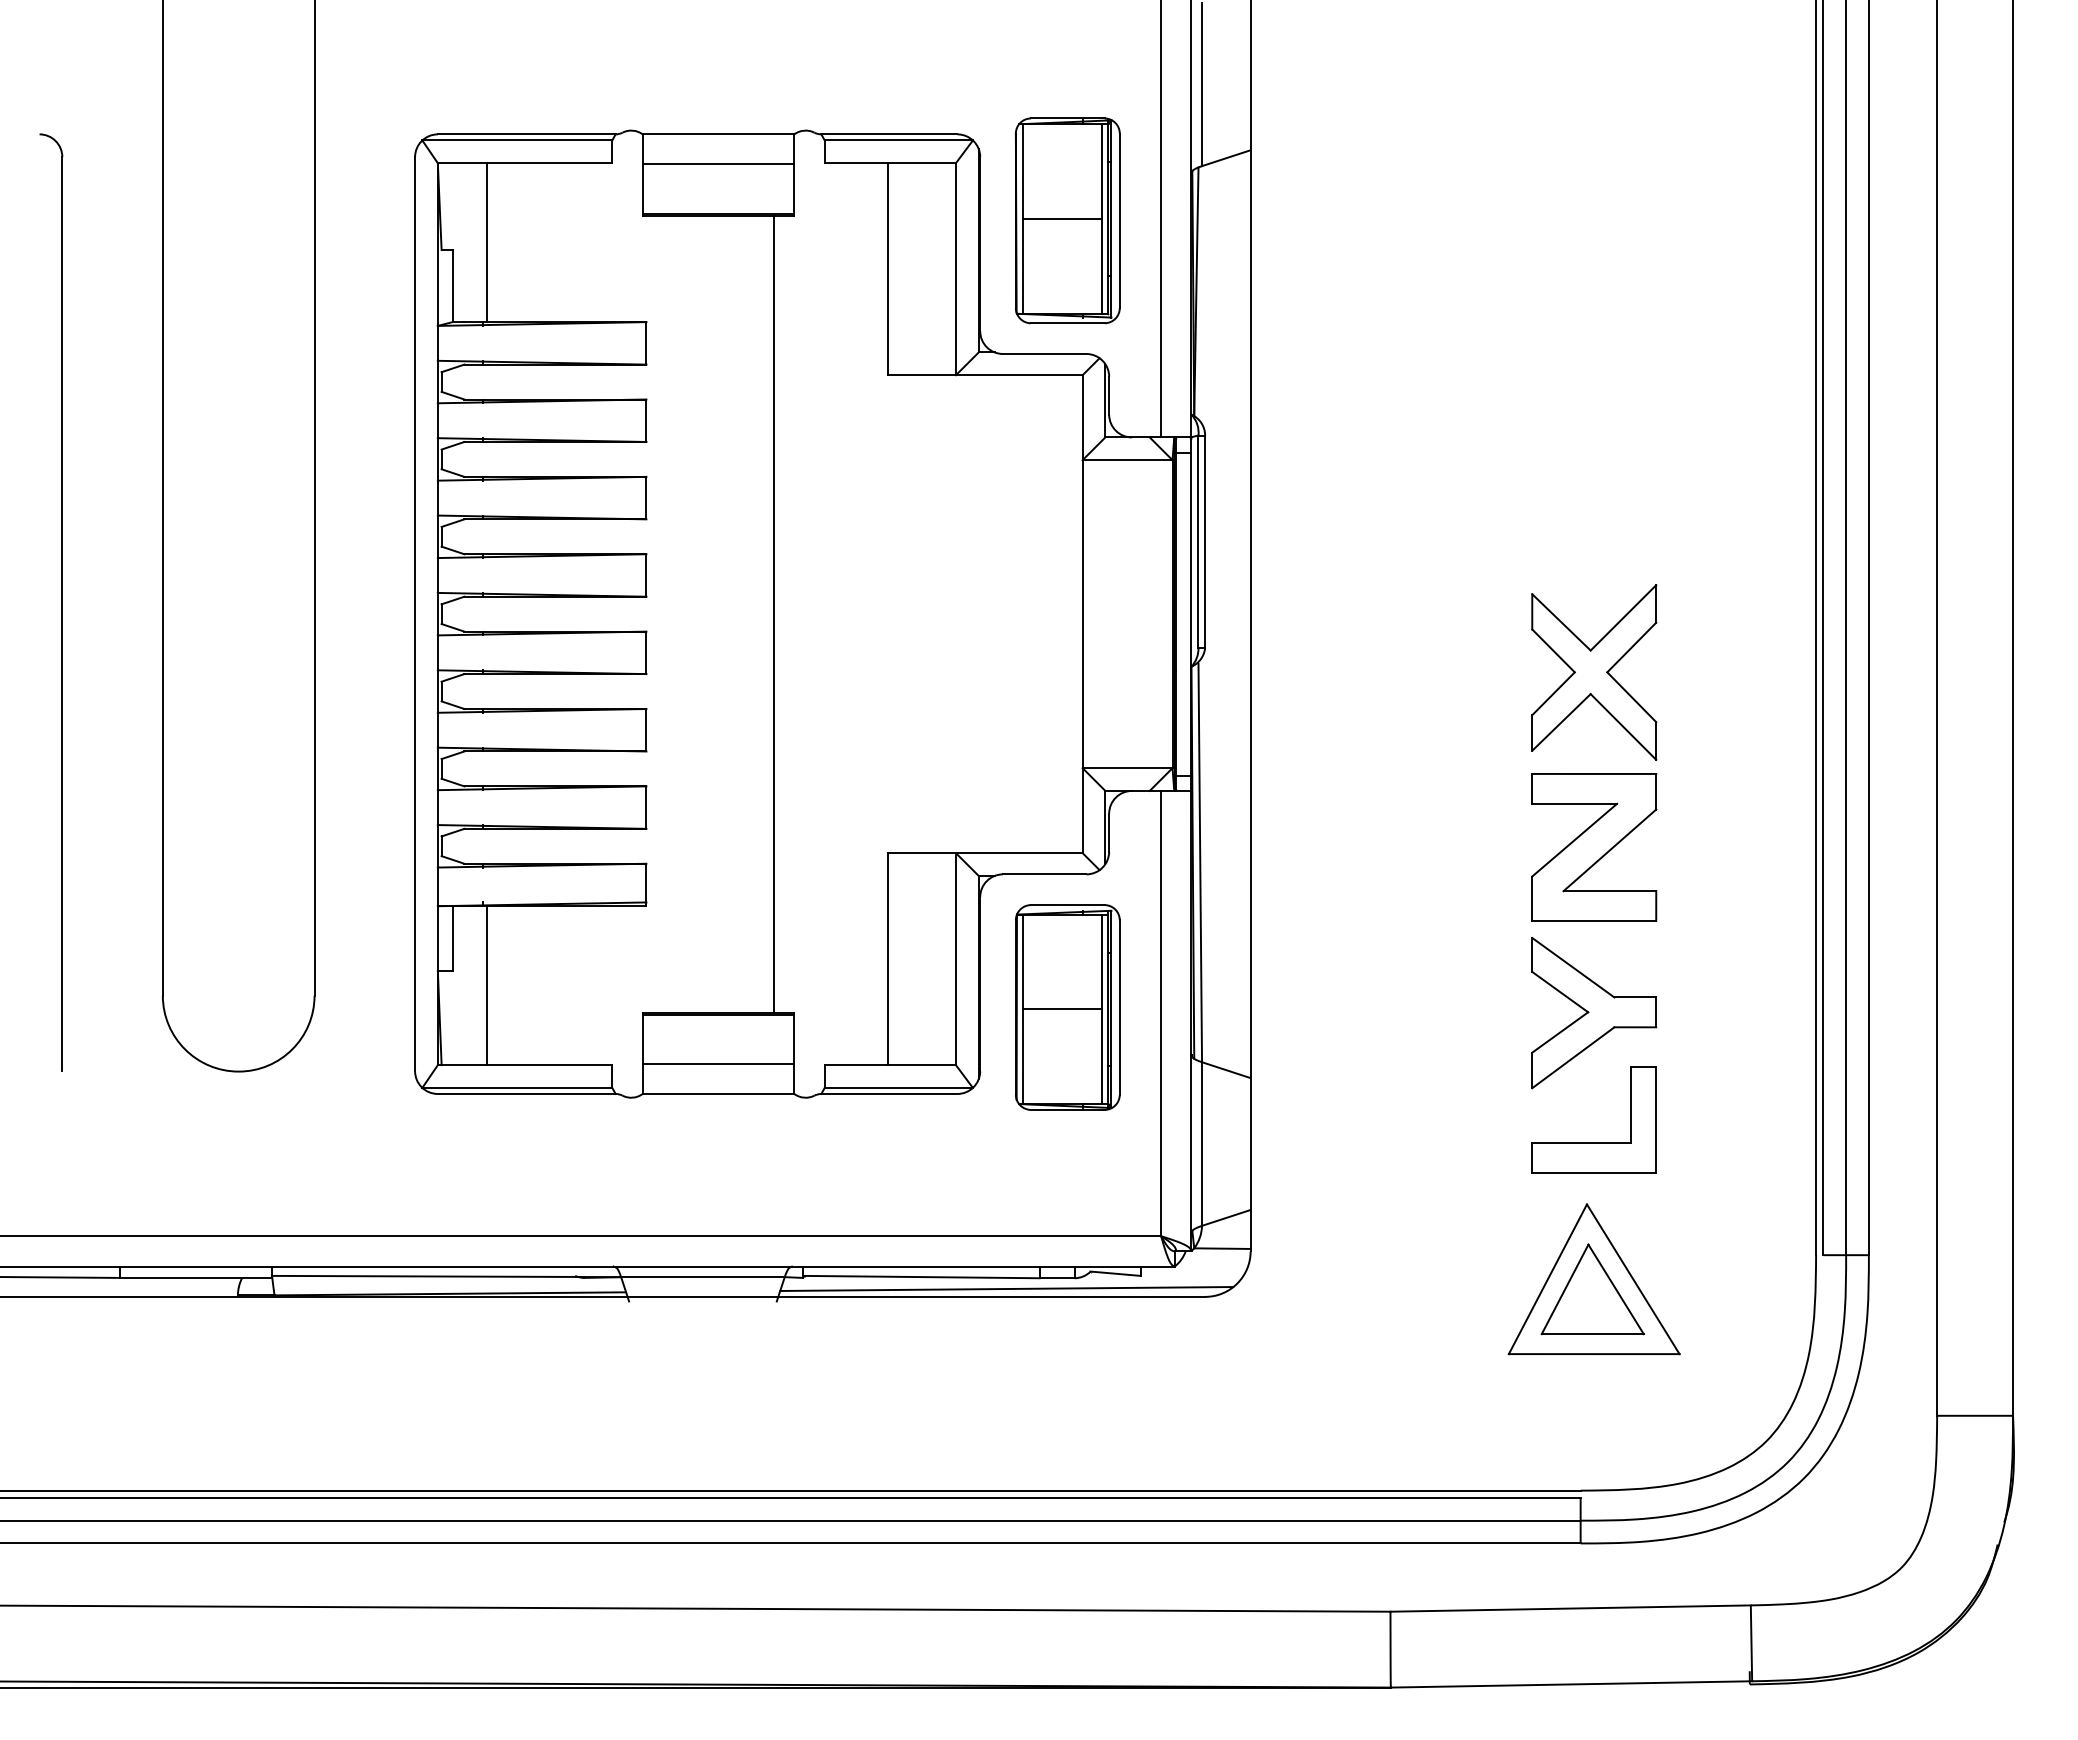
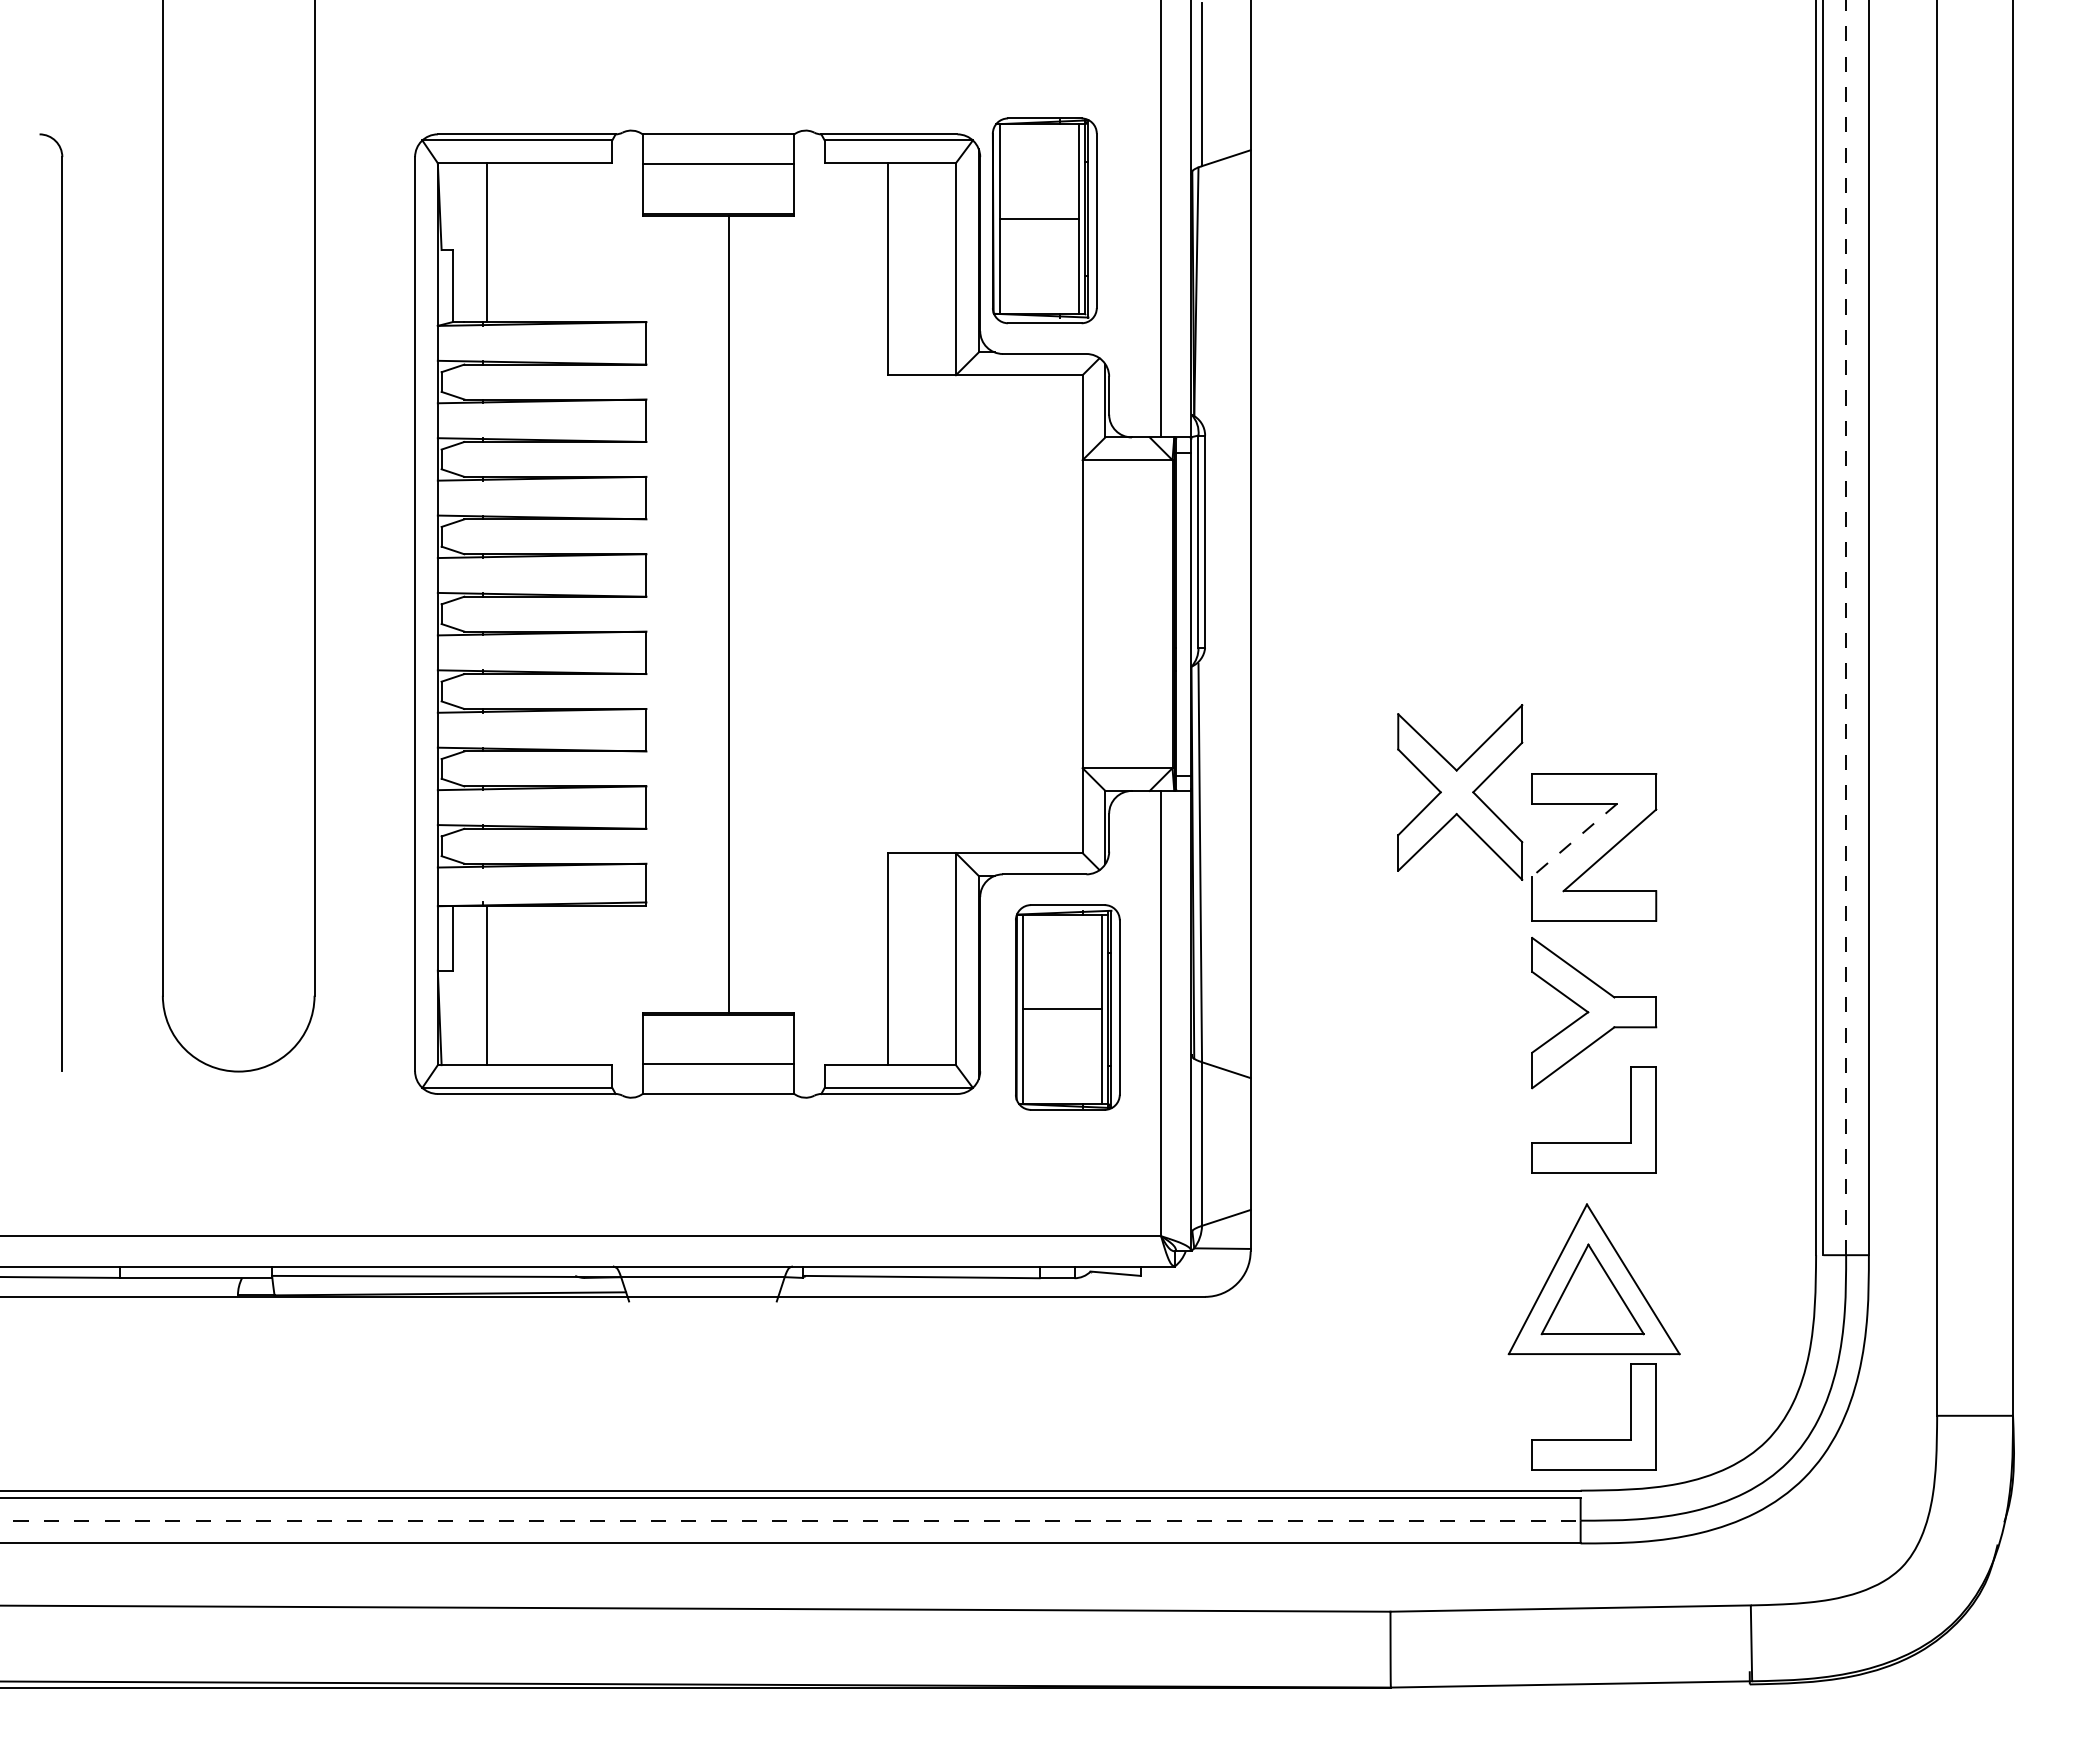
part position: (1067, 220) -> (1044, 220) (1044, 220)
line position: (773, 613) -> (728, 613) (728, 613)
line: solid -> dashed (1846, 627)
part position: (1594, 672) -> (1460, 792) (1460, 792)
line: solid -> dashed (1574, 840)
line: present -> none (1006, 1288)
part: none -> present (1593, 1439)
line: solid -> dashed (790, 1520)
